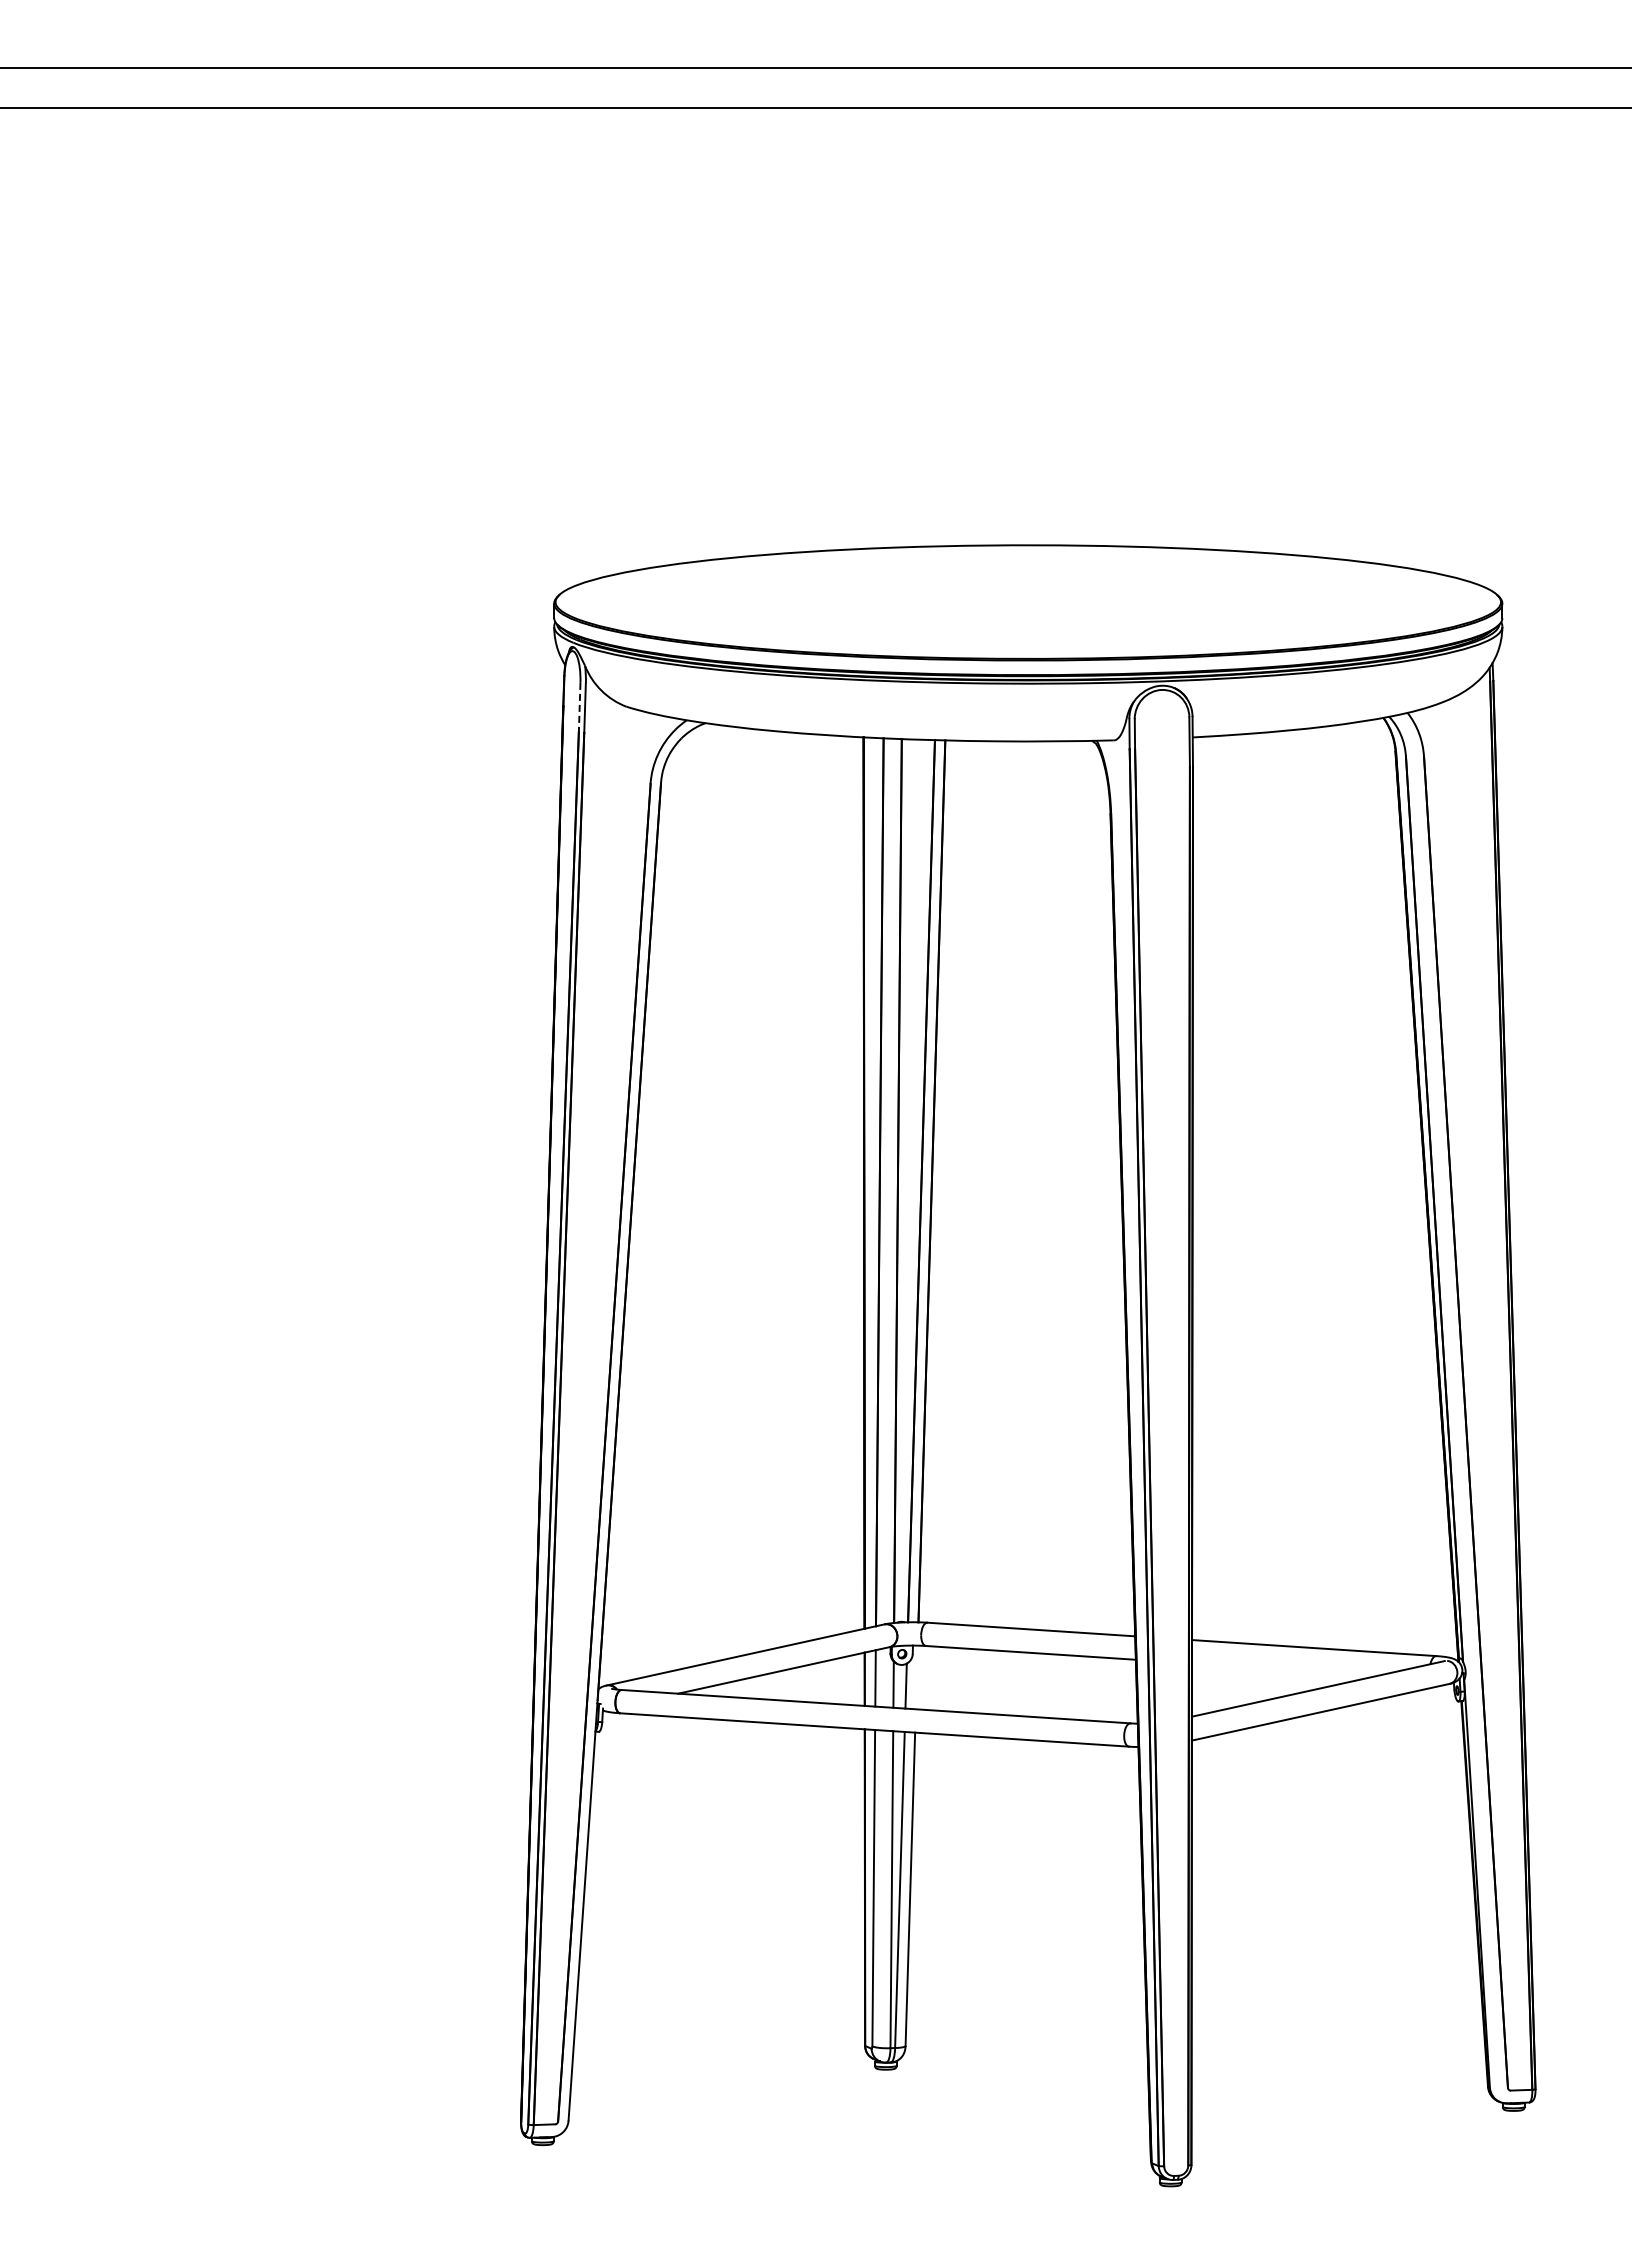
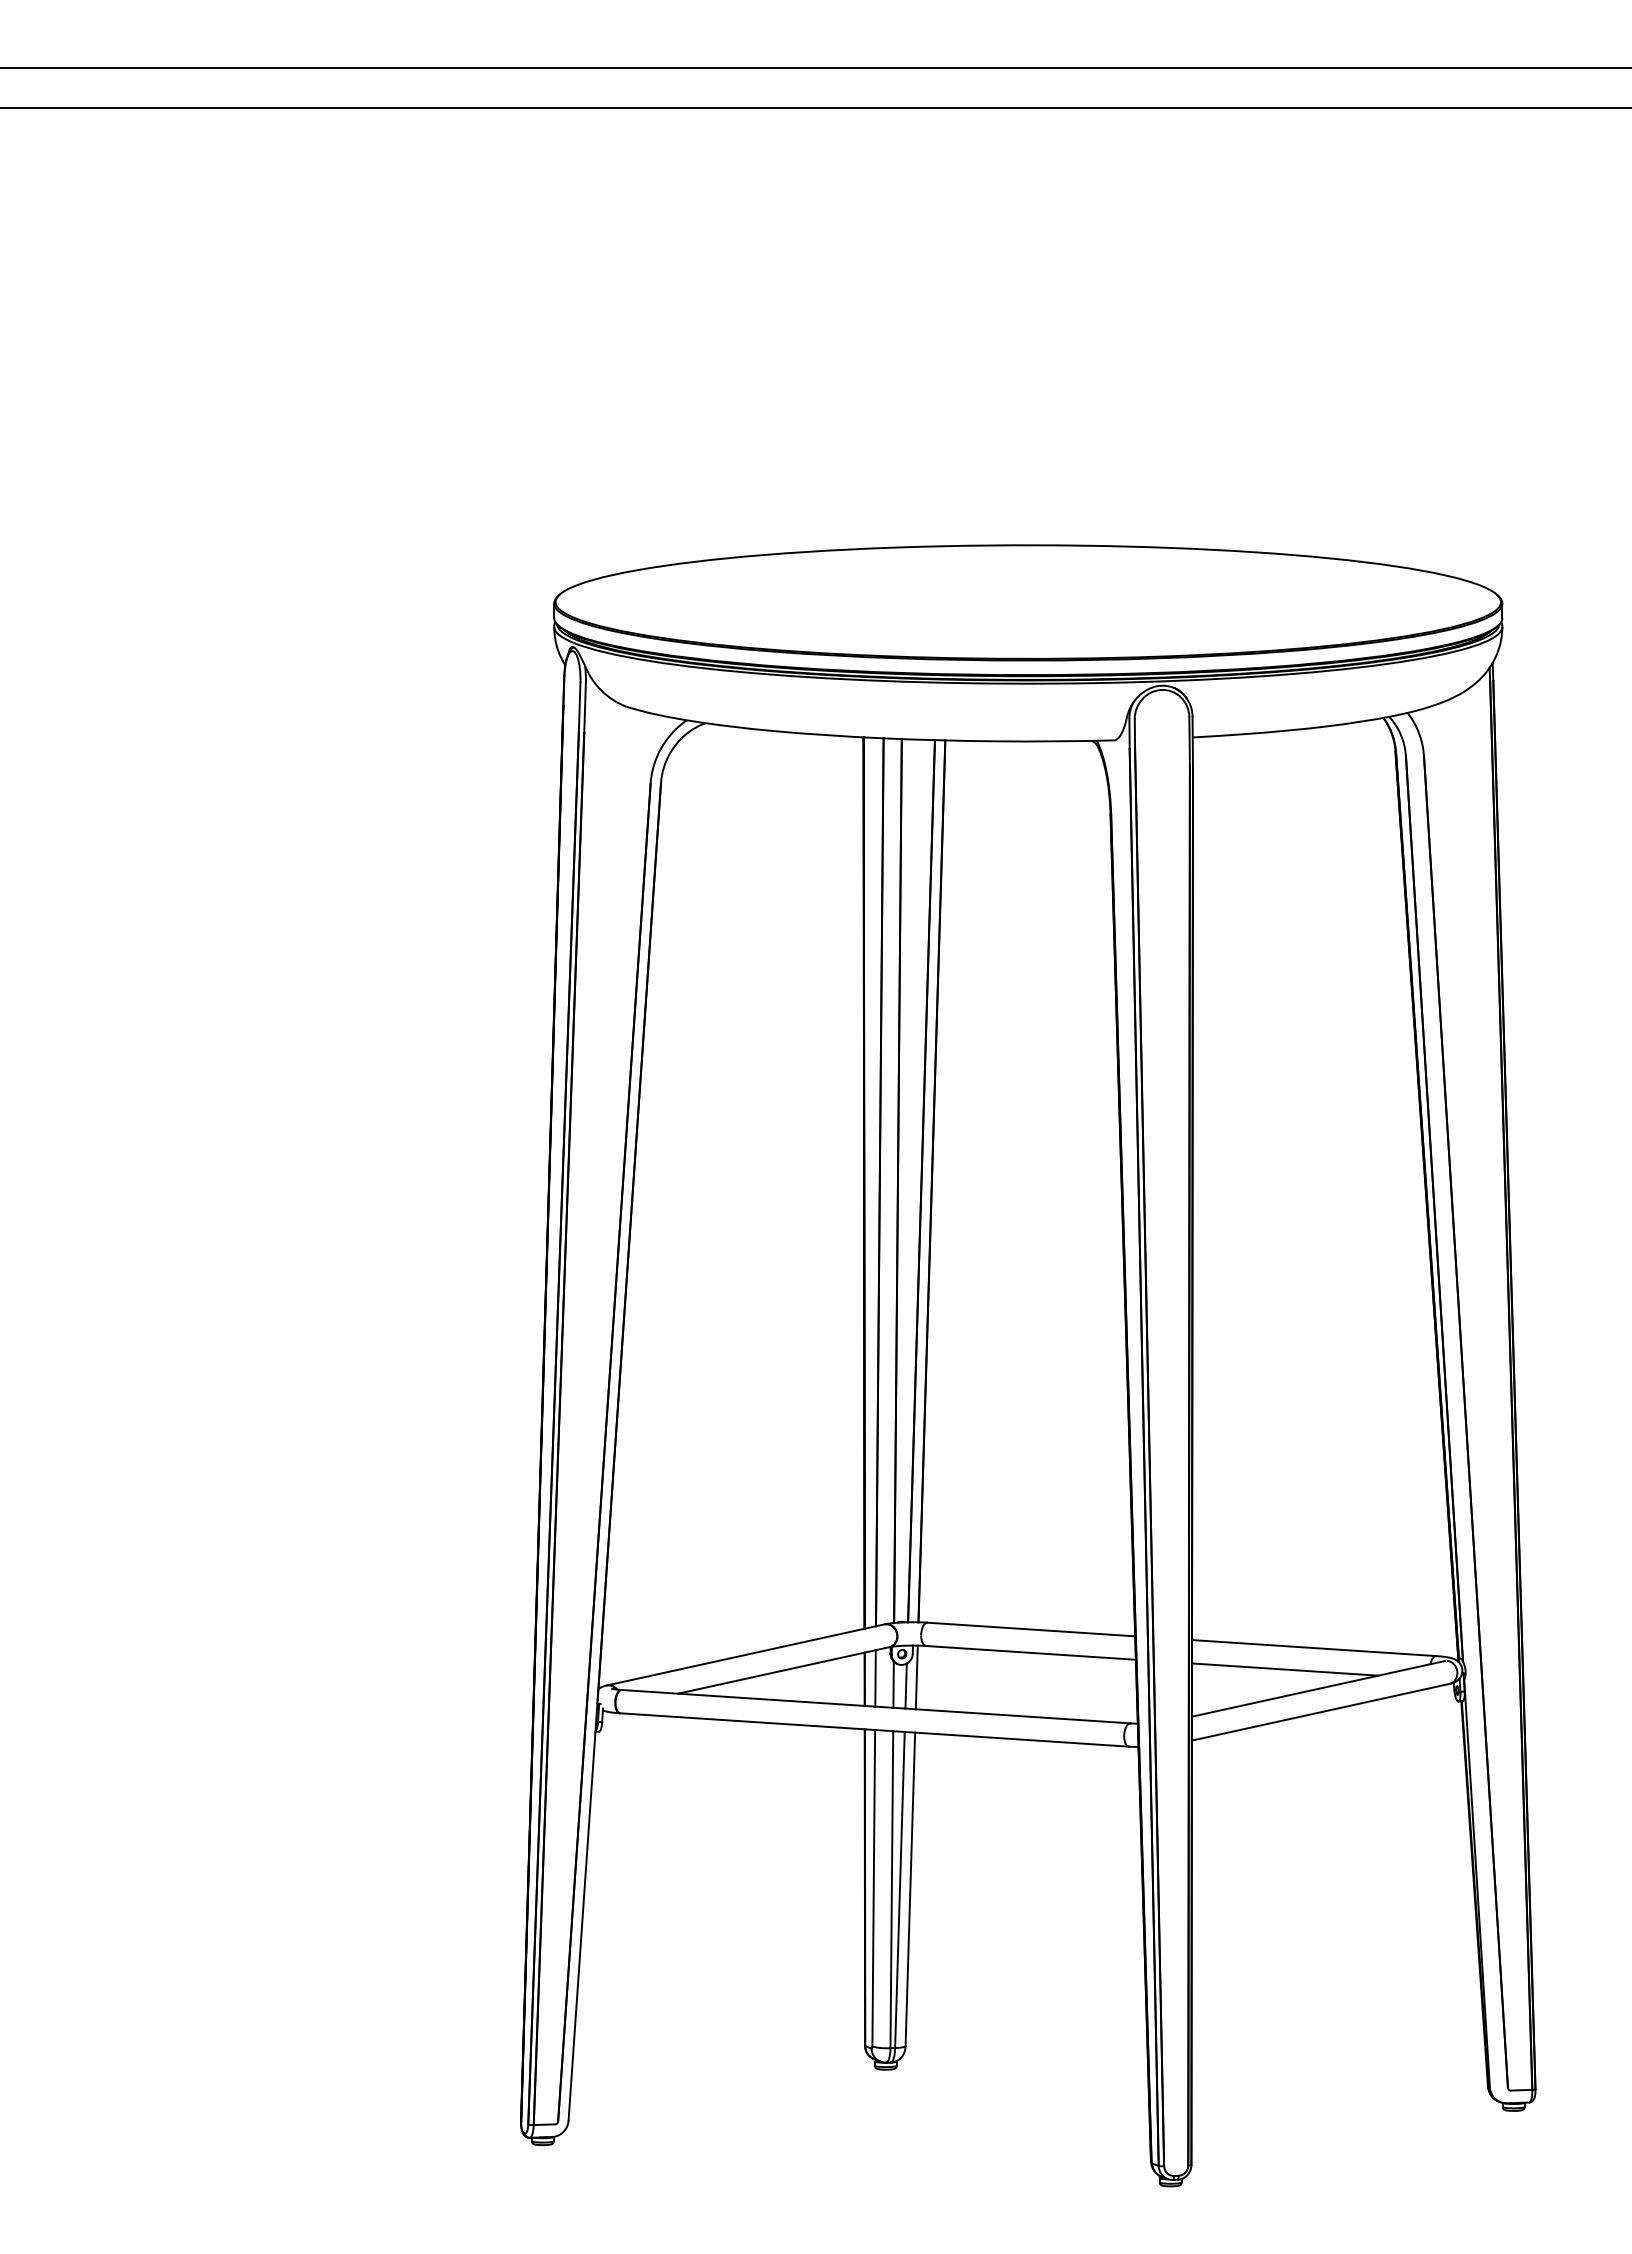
line: dashed -> solid (579, 707)
line: none -> present (1285, 1669)
line: none -> present (916, 1677)
